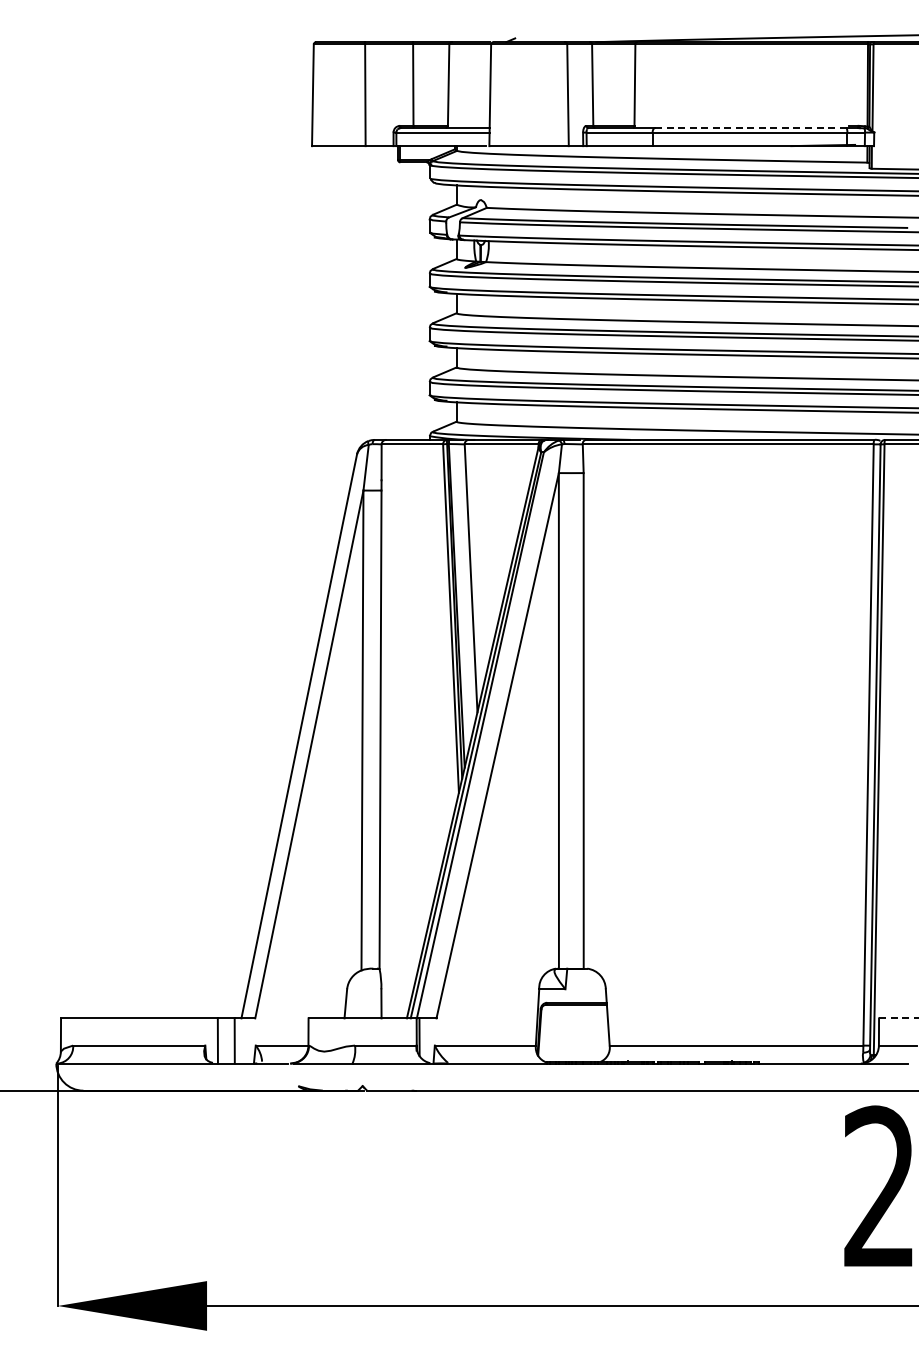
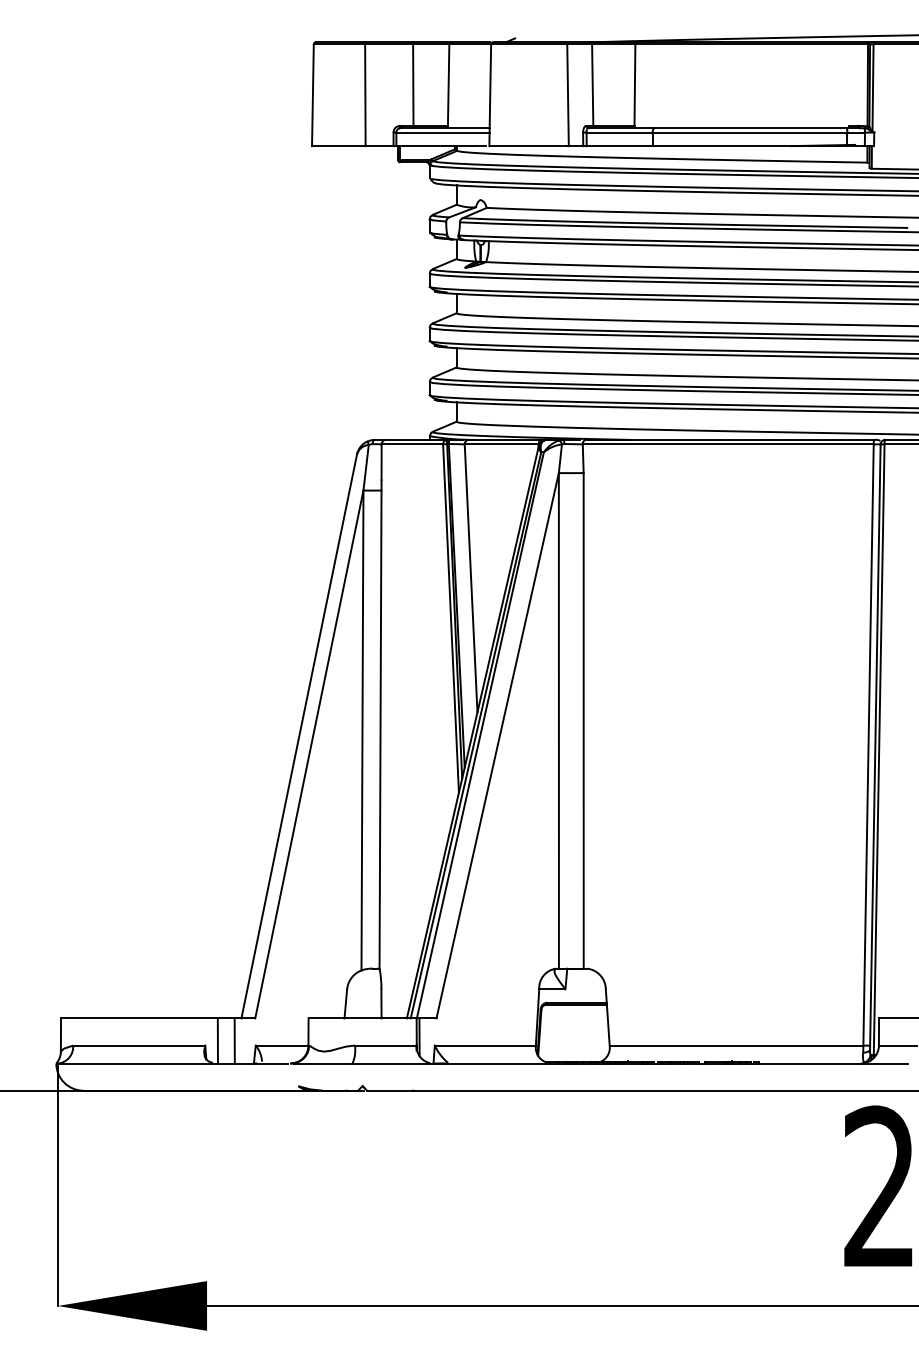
line: dashed -> solid (750, 128)
line: dashed -> solid (898, 1018)
